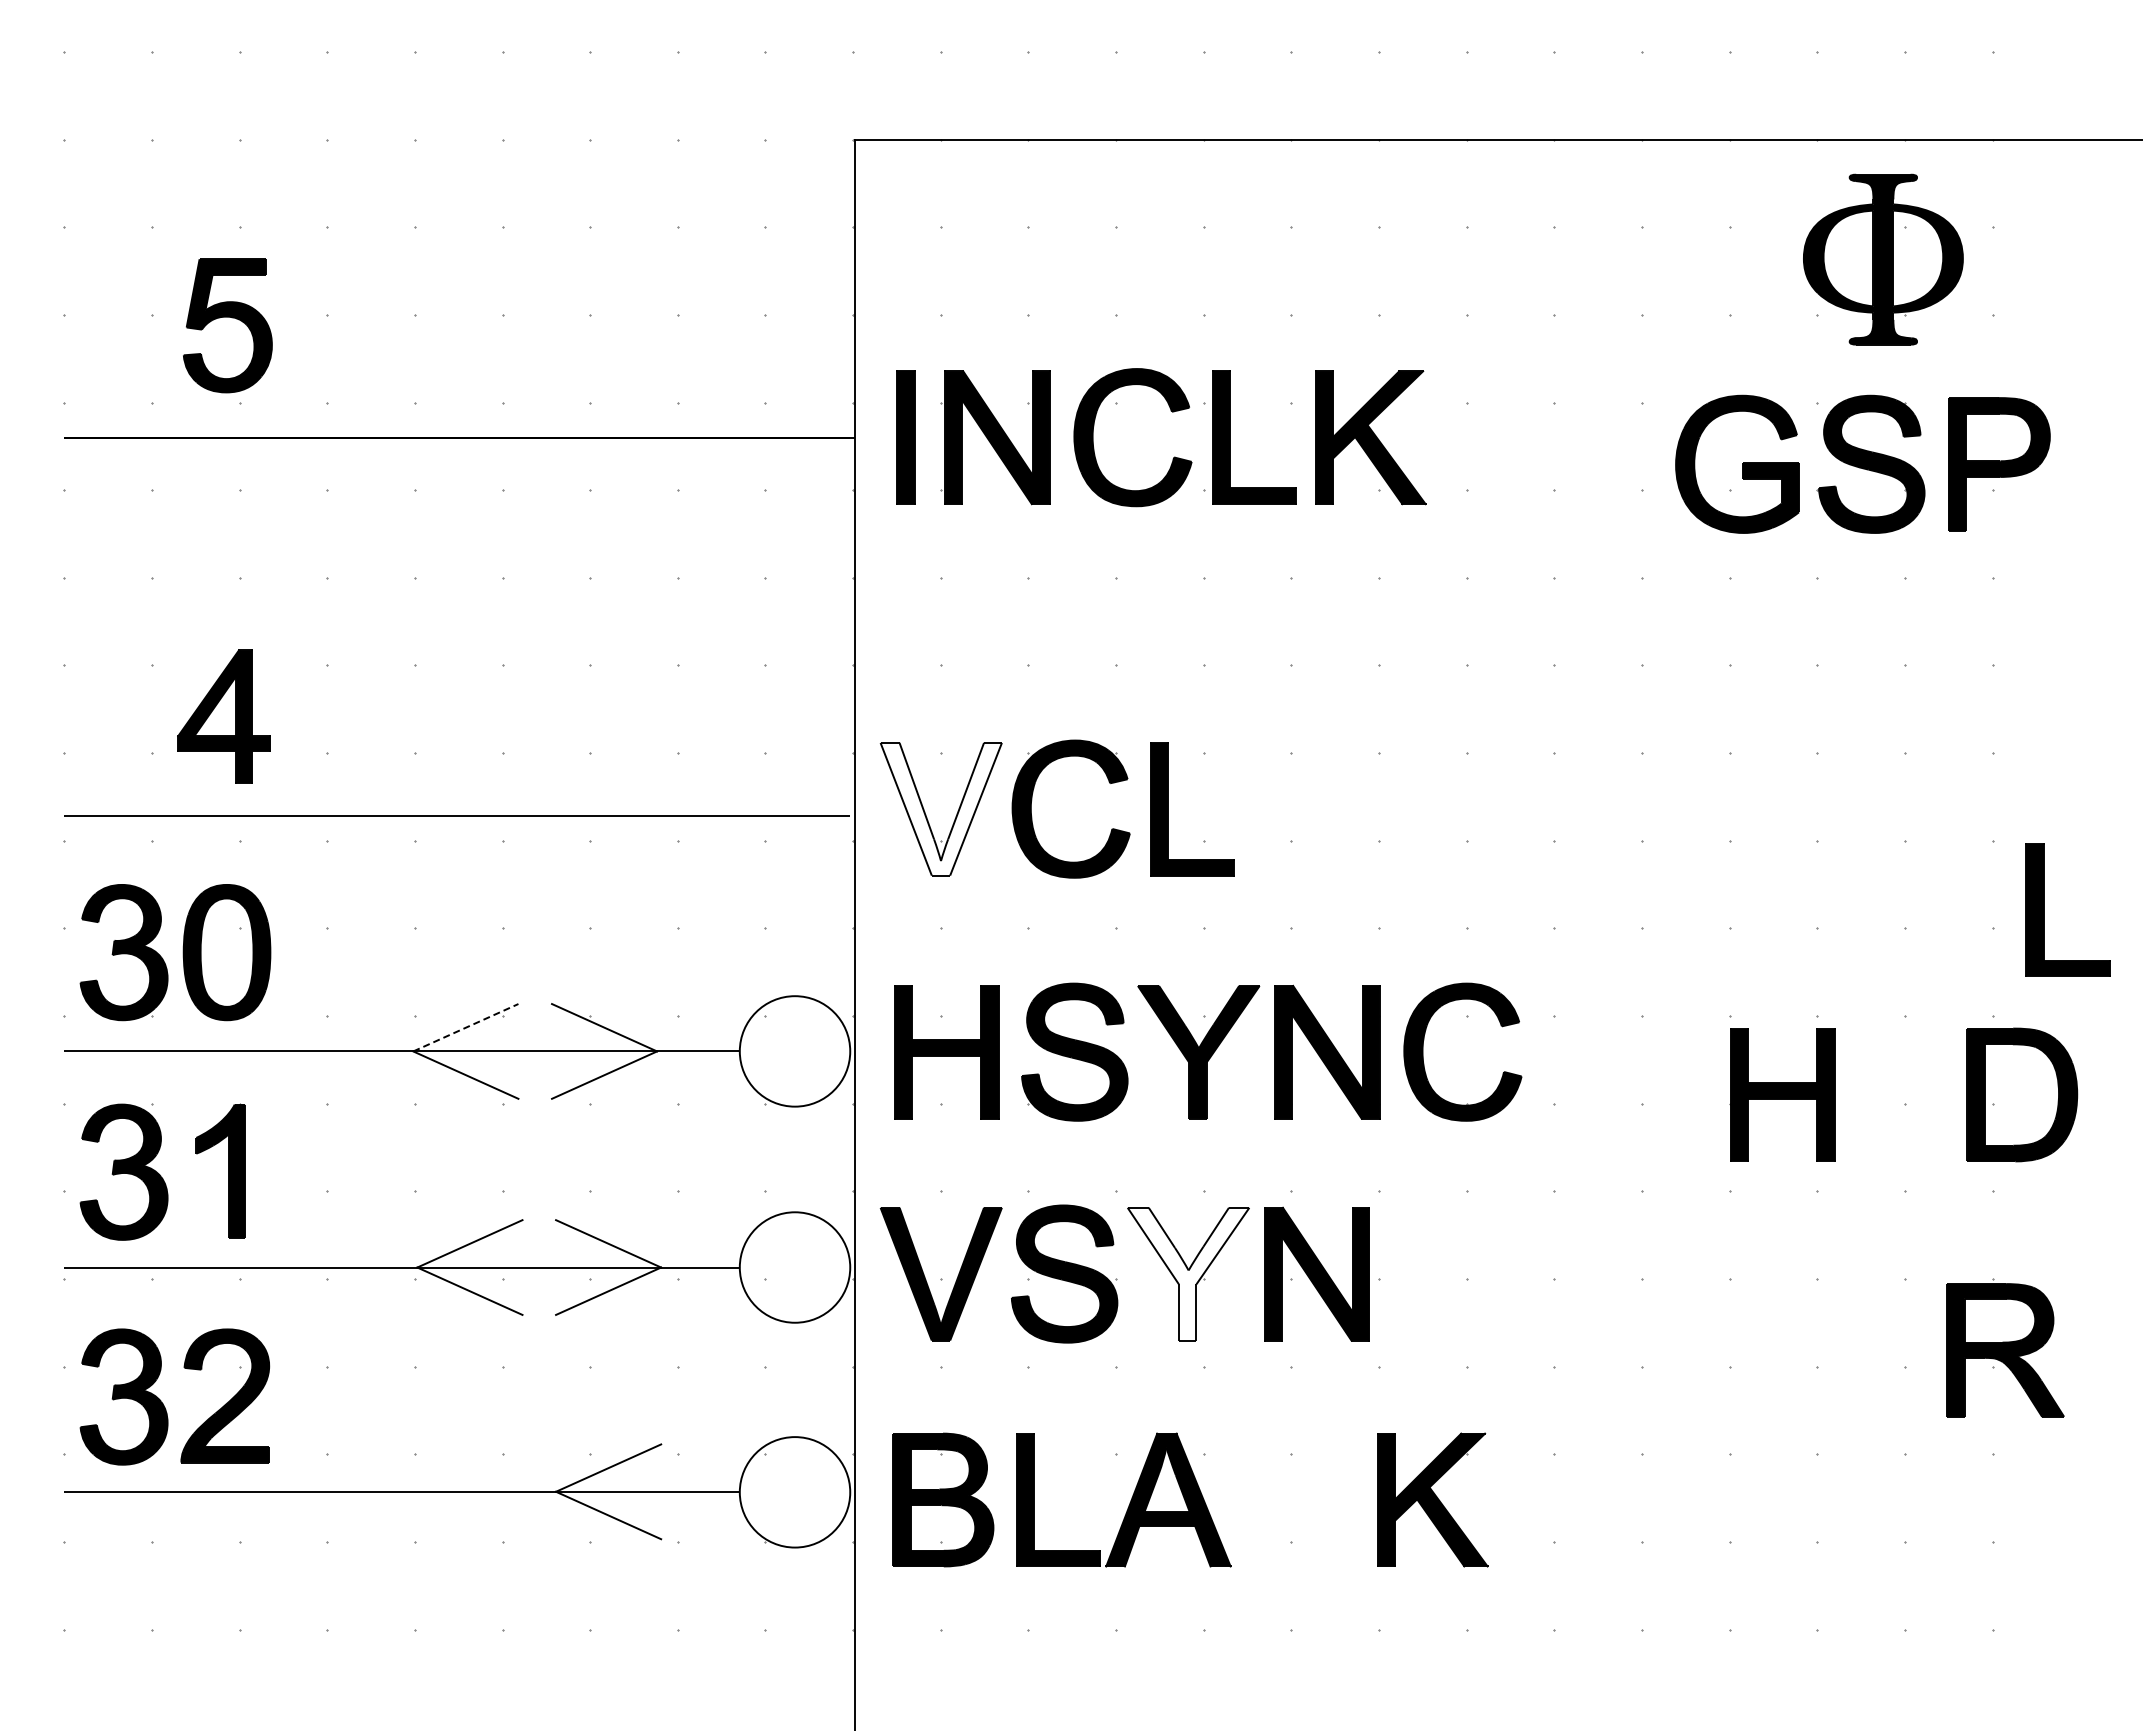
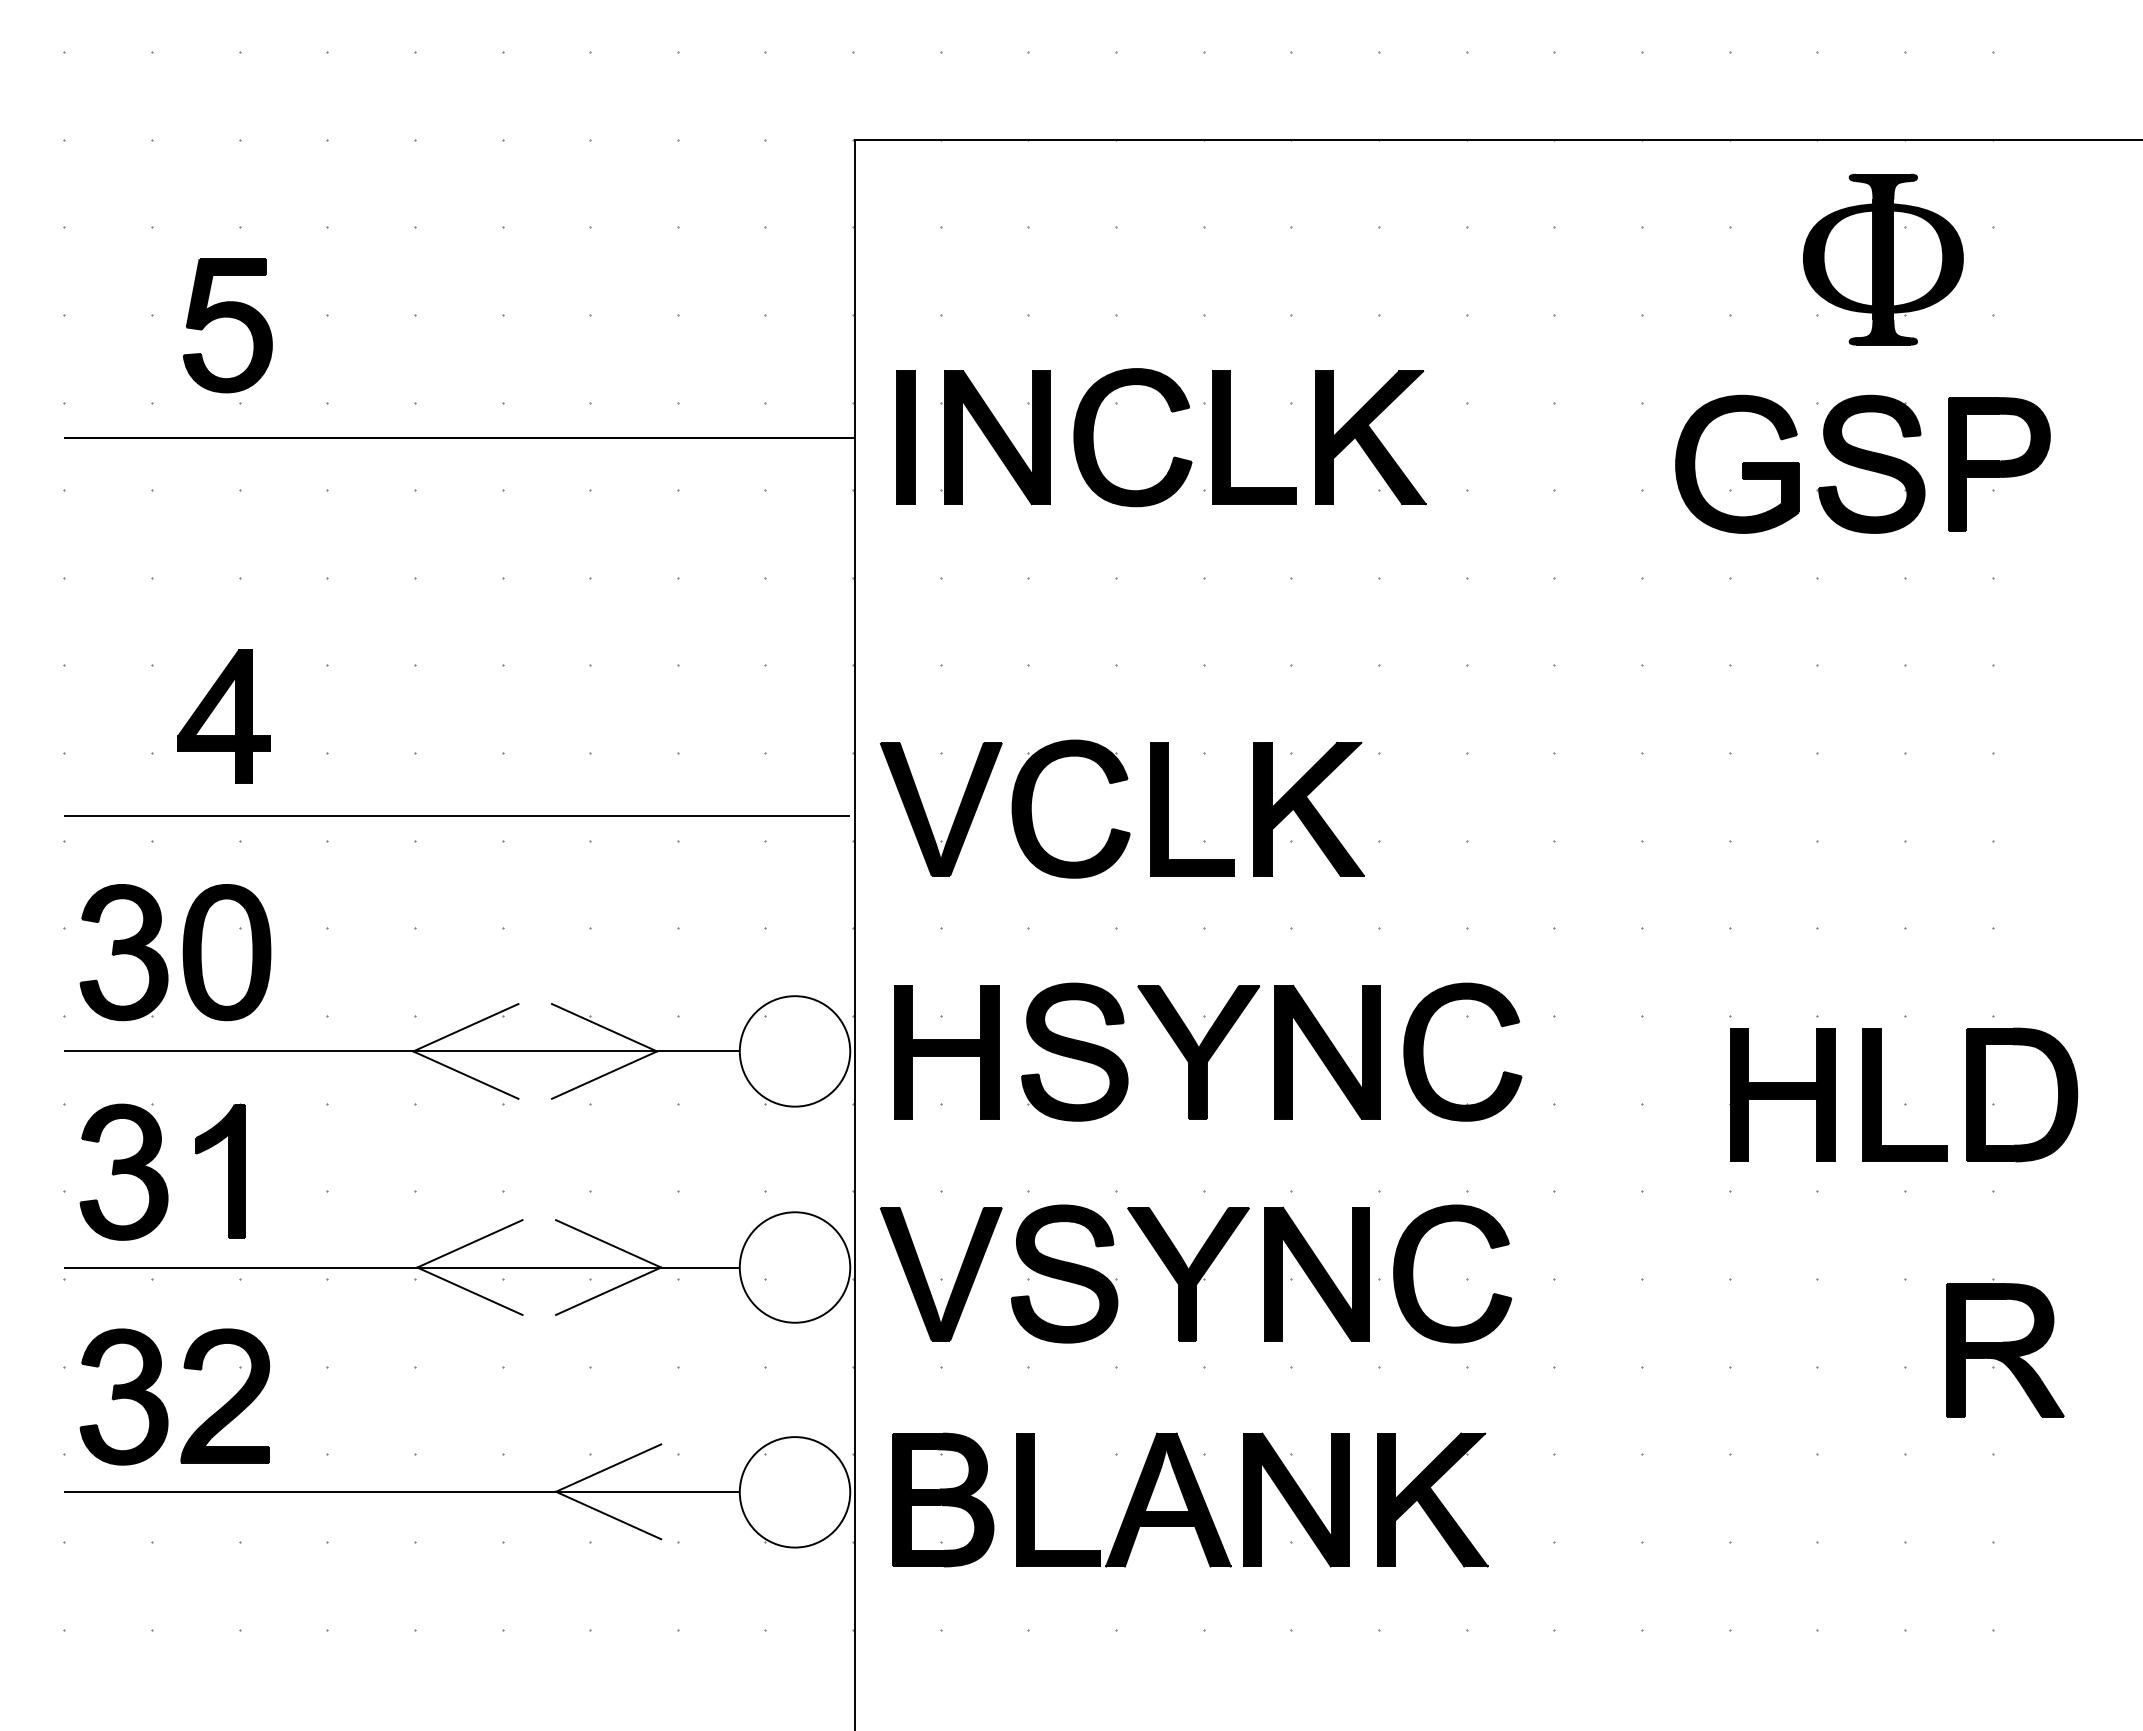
fill: none -> present (940, 808)
part: none -> present (1308, 808)
part position: (2044, 909) -> (1881, 1094) (1881, 1094)
line: dashed -> solid (465, 1027)
fill: none -> present (1188, 1273)
part: none -> present (1413, 1273)
part: none -> present (1296, 1499)
